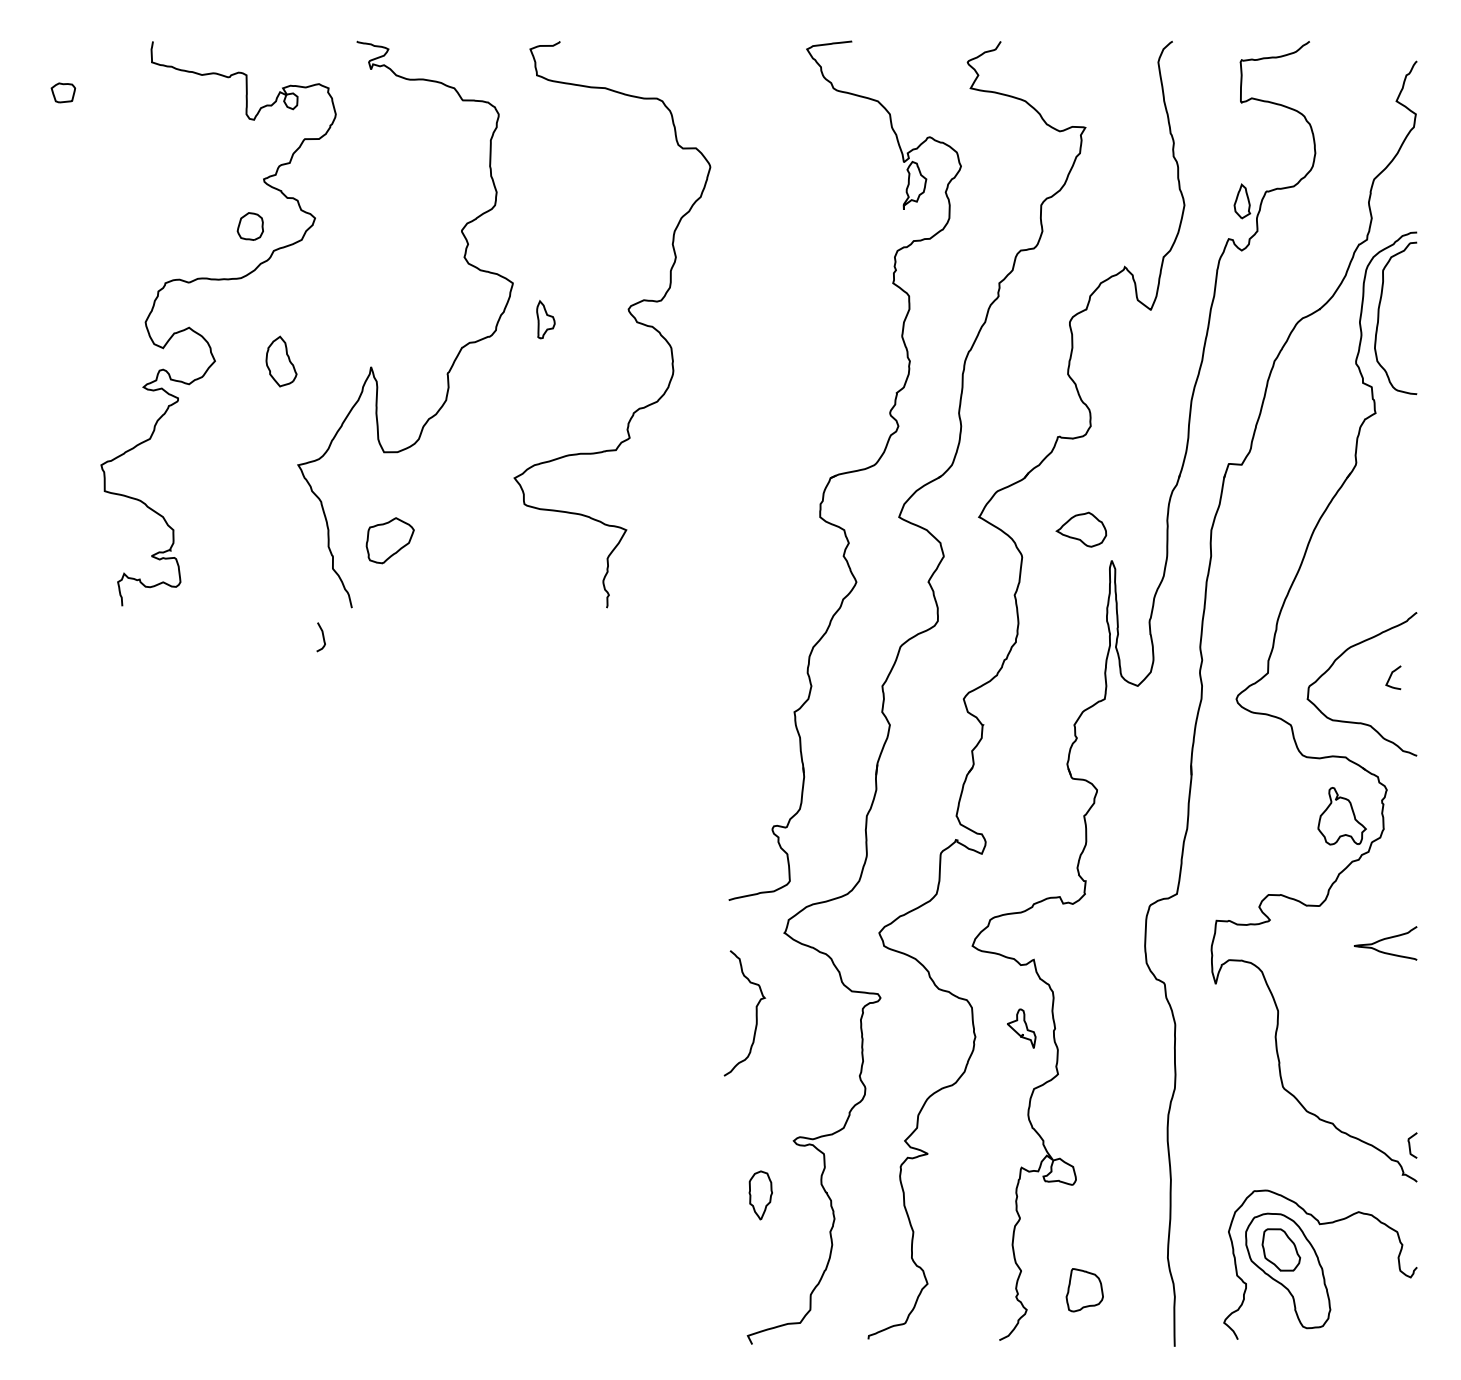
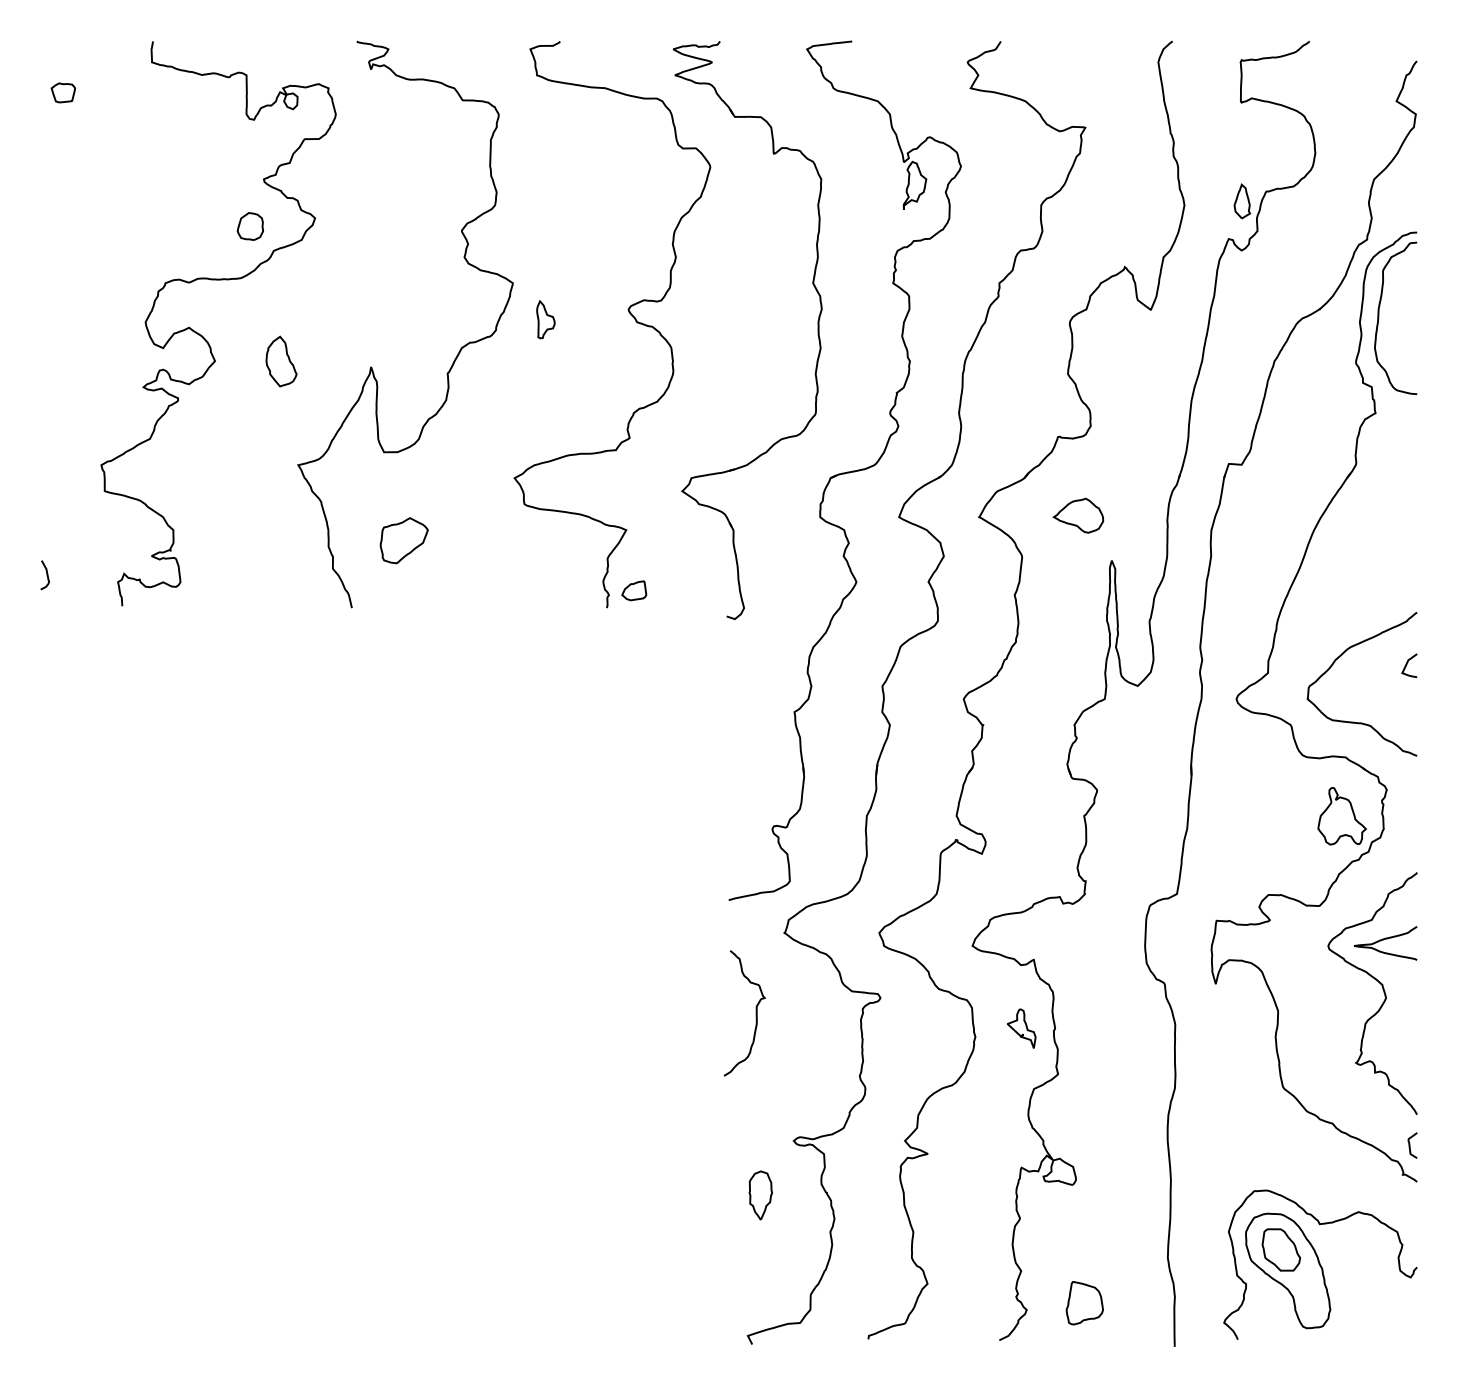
part: none -> present (817, 330)
part position: (1081, 529) -> (1078, 515) (1078, 515)
part position: (389, 540) -> (403, 540) (403, 540)
part: none -> present (634, 590)
curve position: (322, 637) -> (46, 575) (46, 575)
curve position: (1391, 676) -> (1407, 664) (1407, 664)
curve: none -> present (1382, 989)
part position: (1084, 1290) -> (1084, 1303) (1084, 1303)
